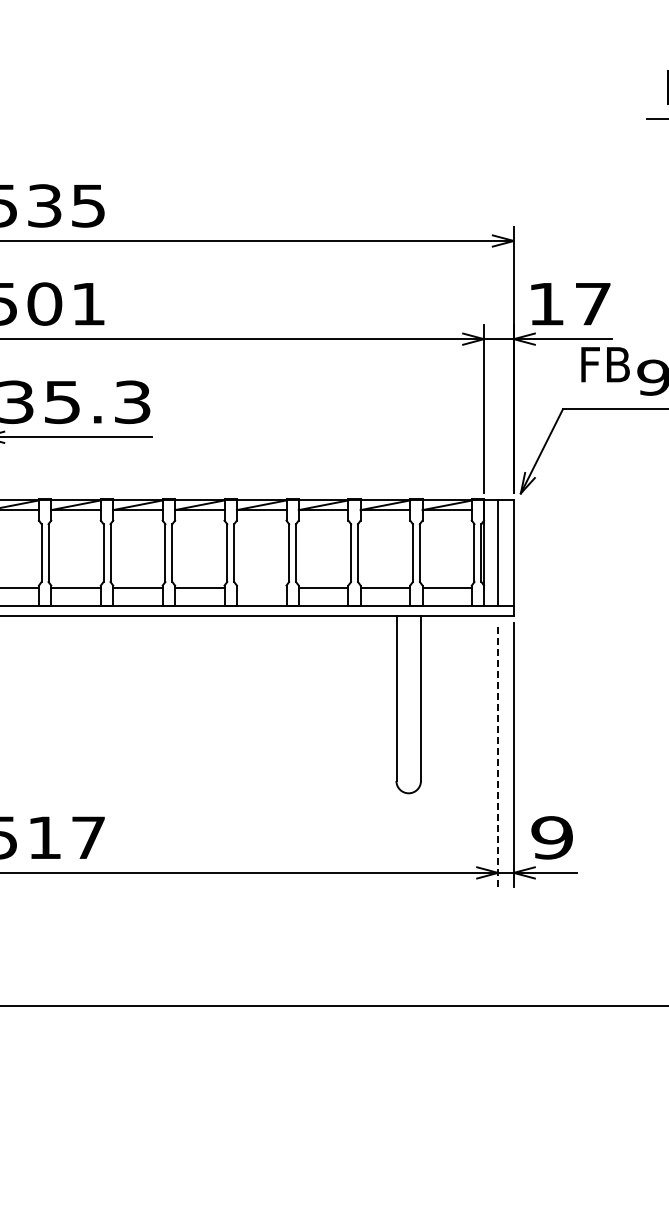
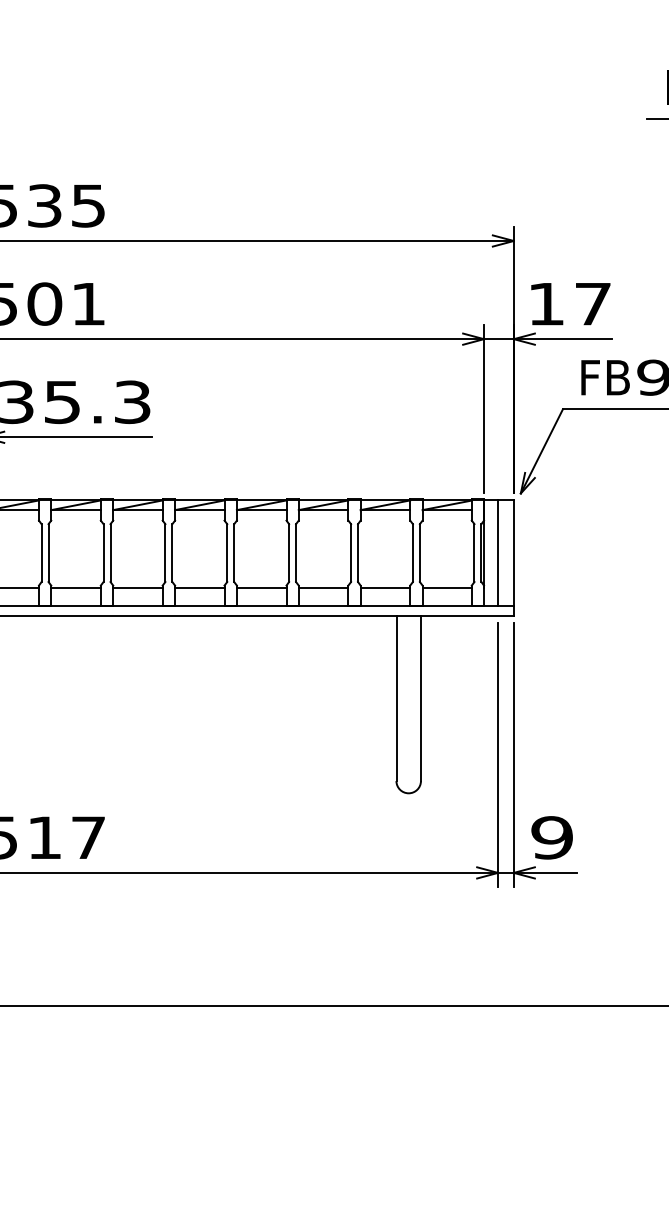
text position: (605, 364) -> (605, 377) (605, 377)
line: none -> present (261, 588)
line: dashed -> solid (498, 755)
